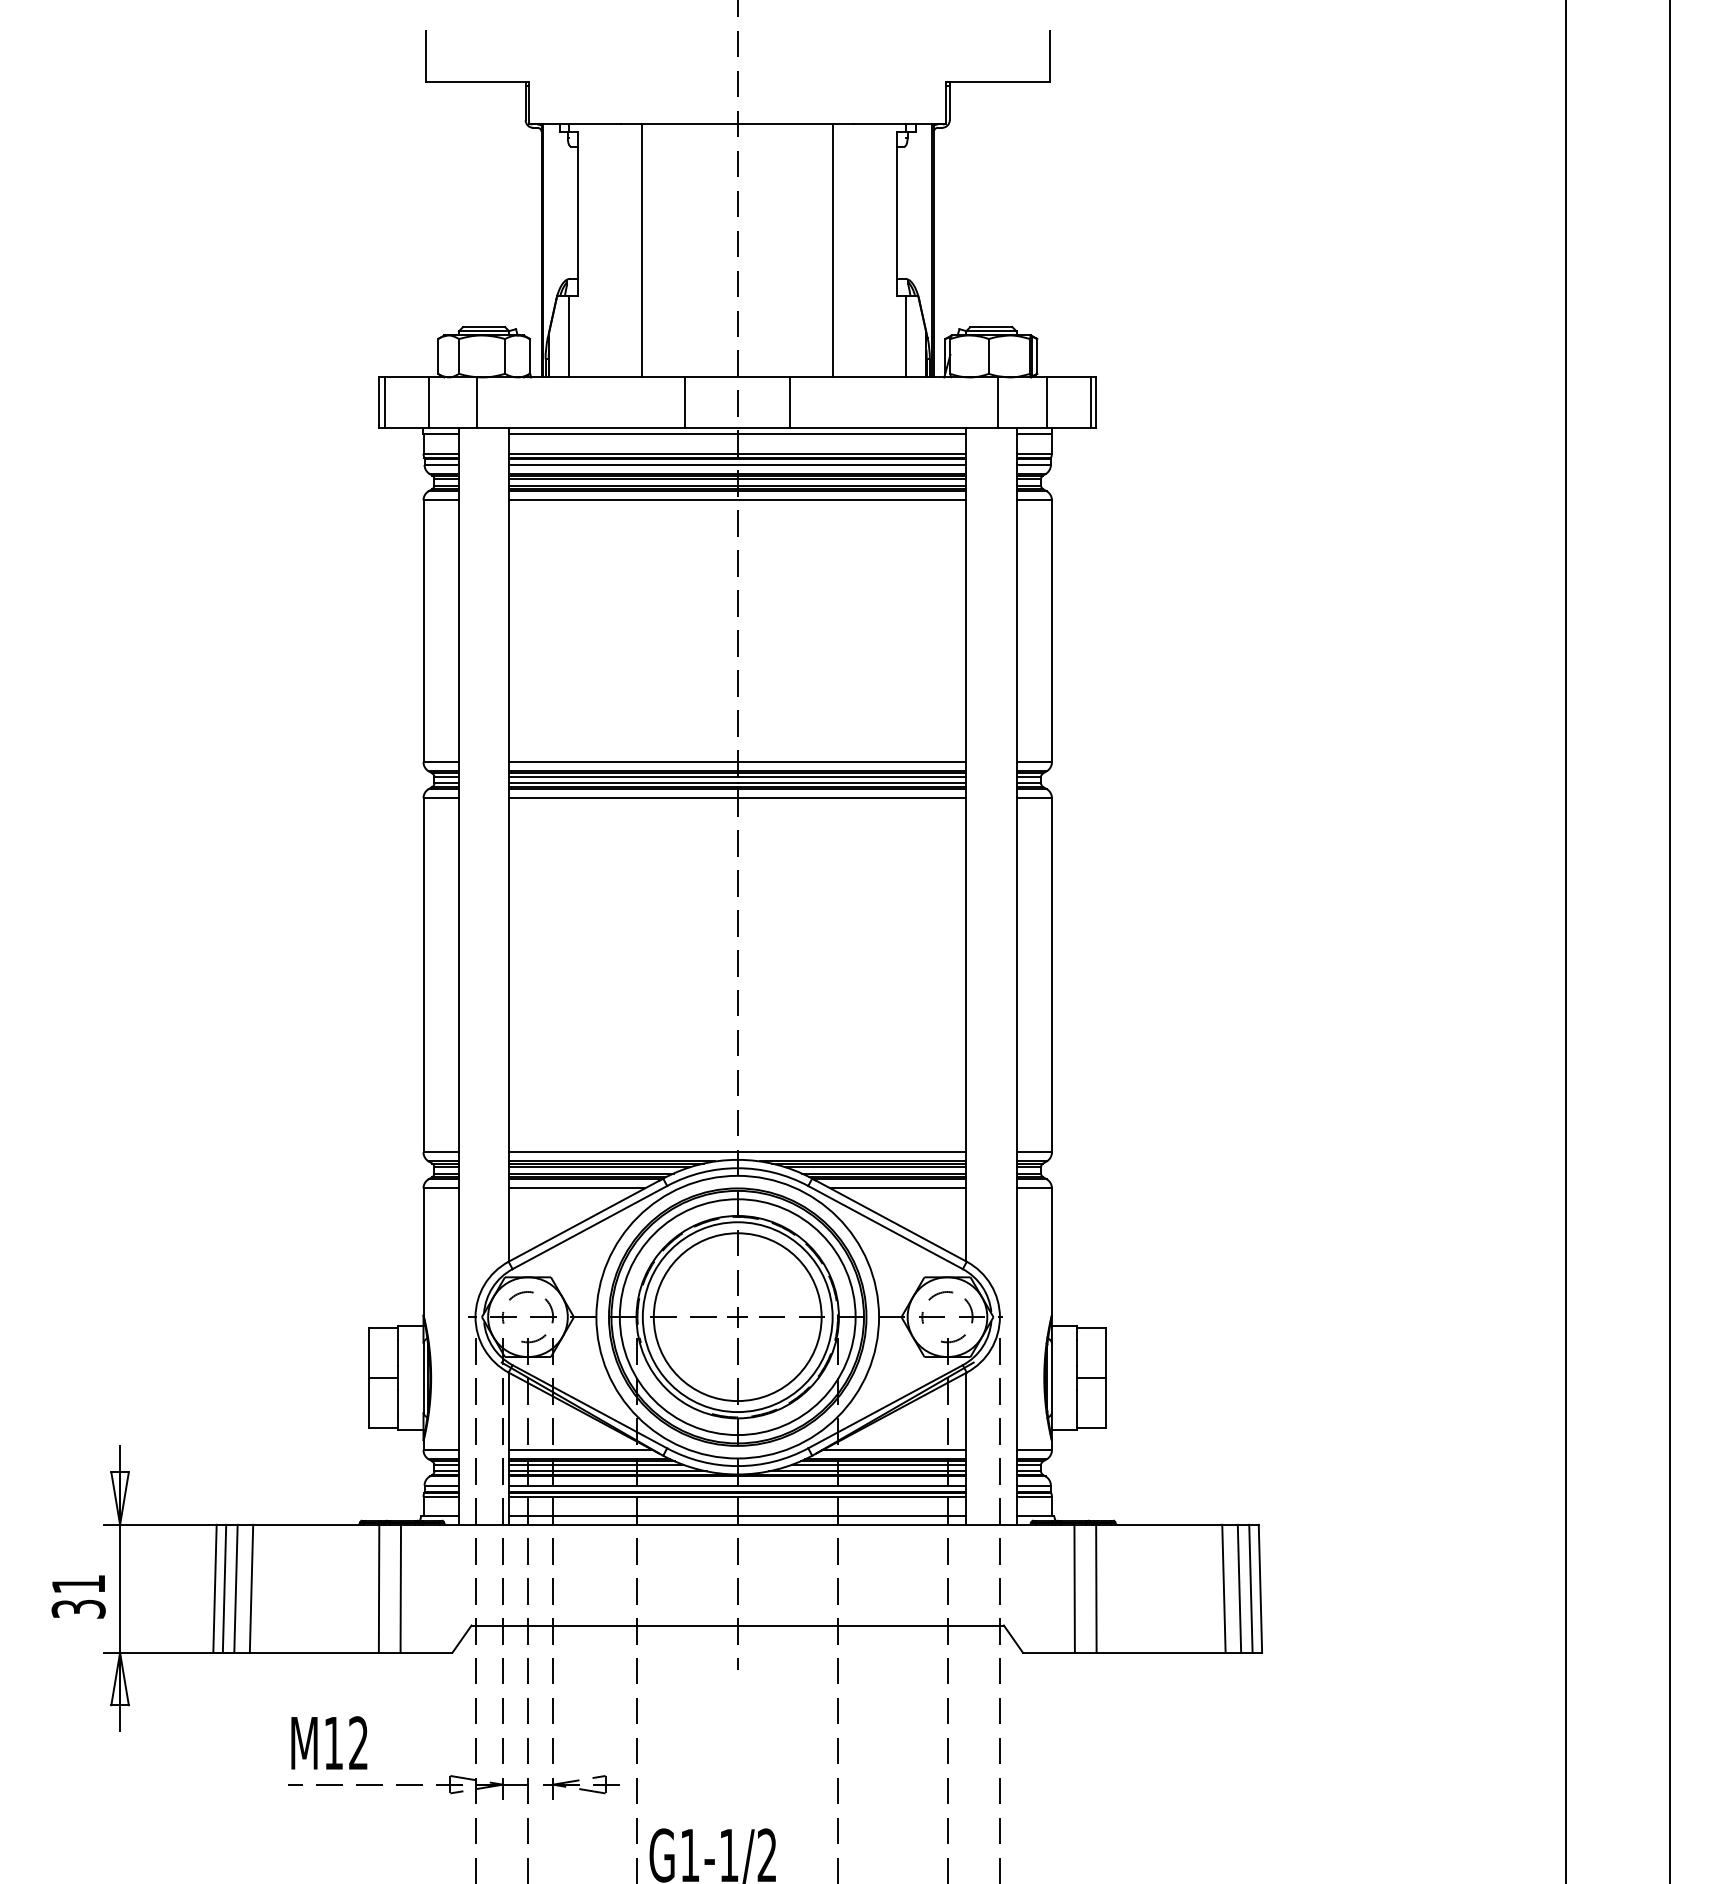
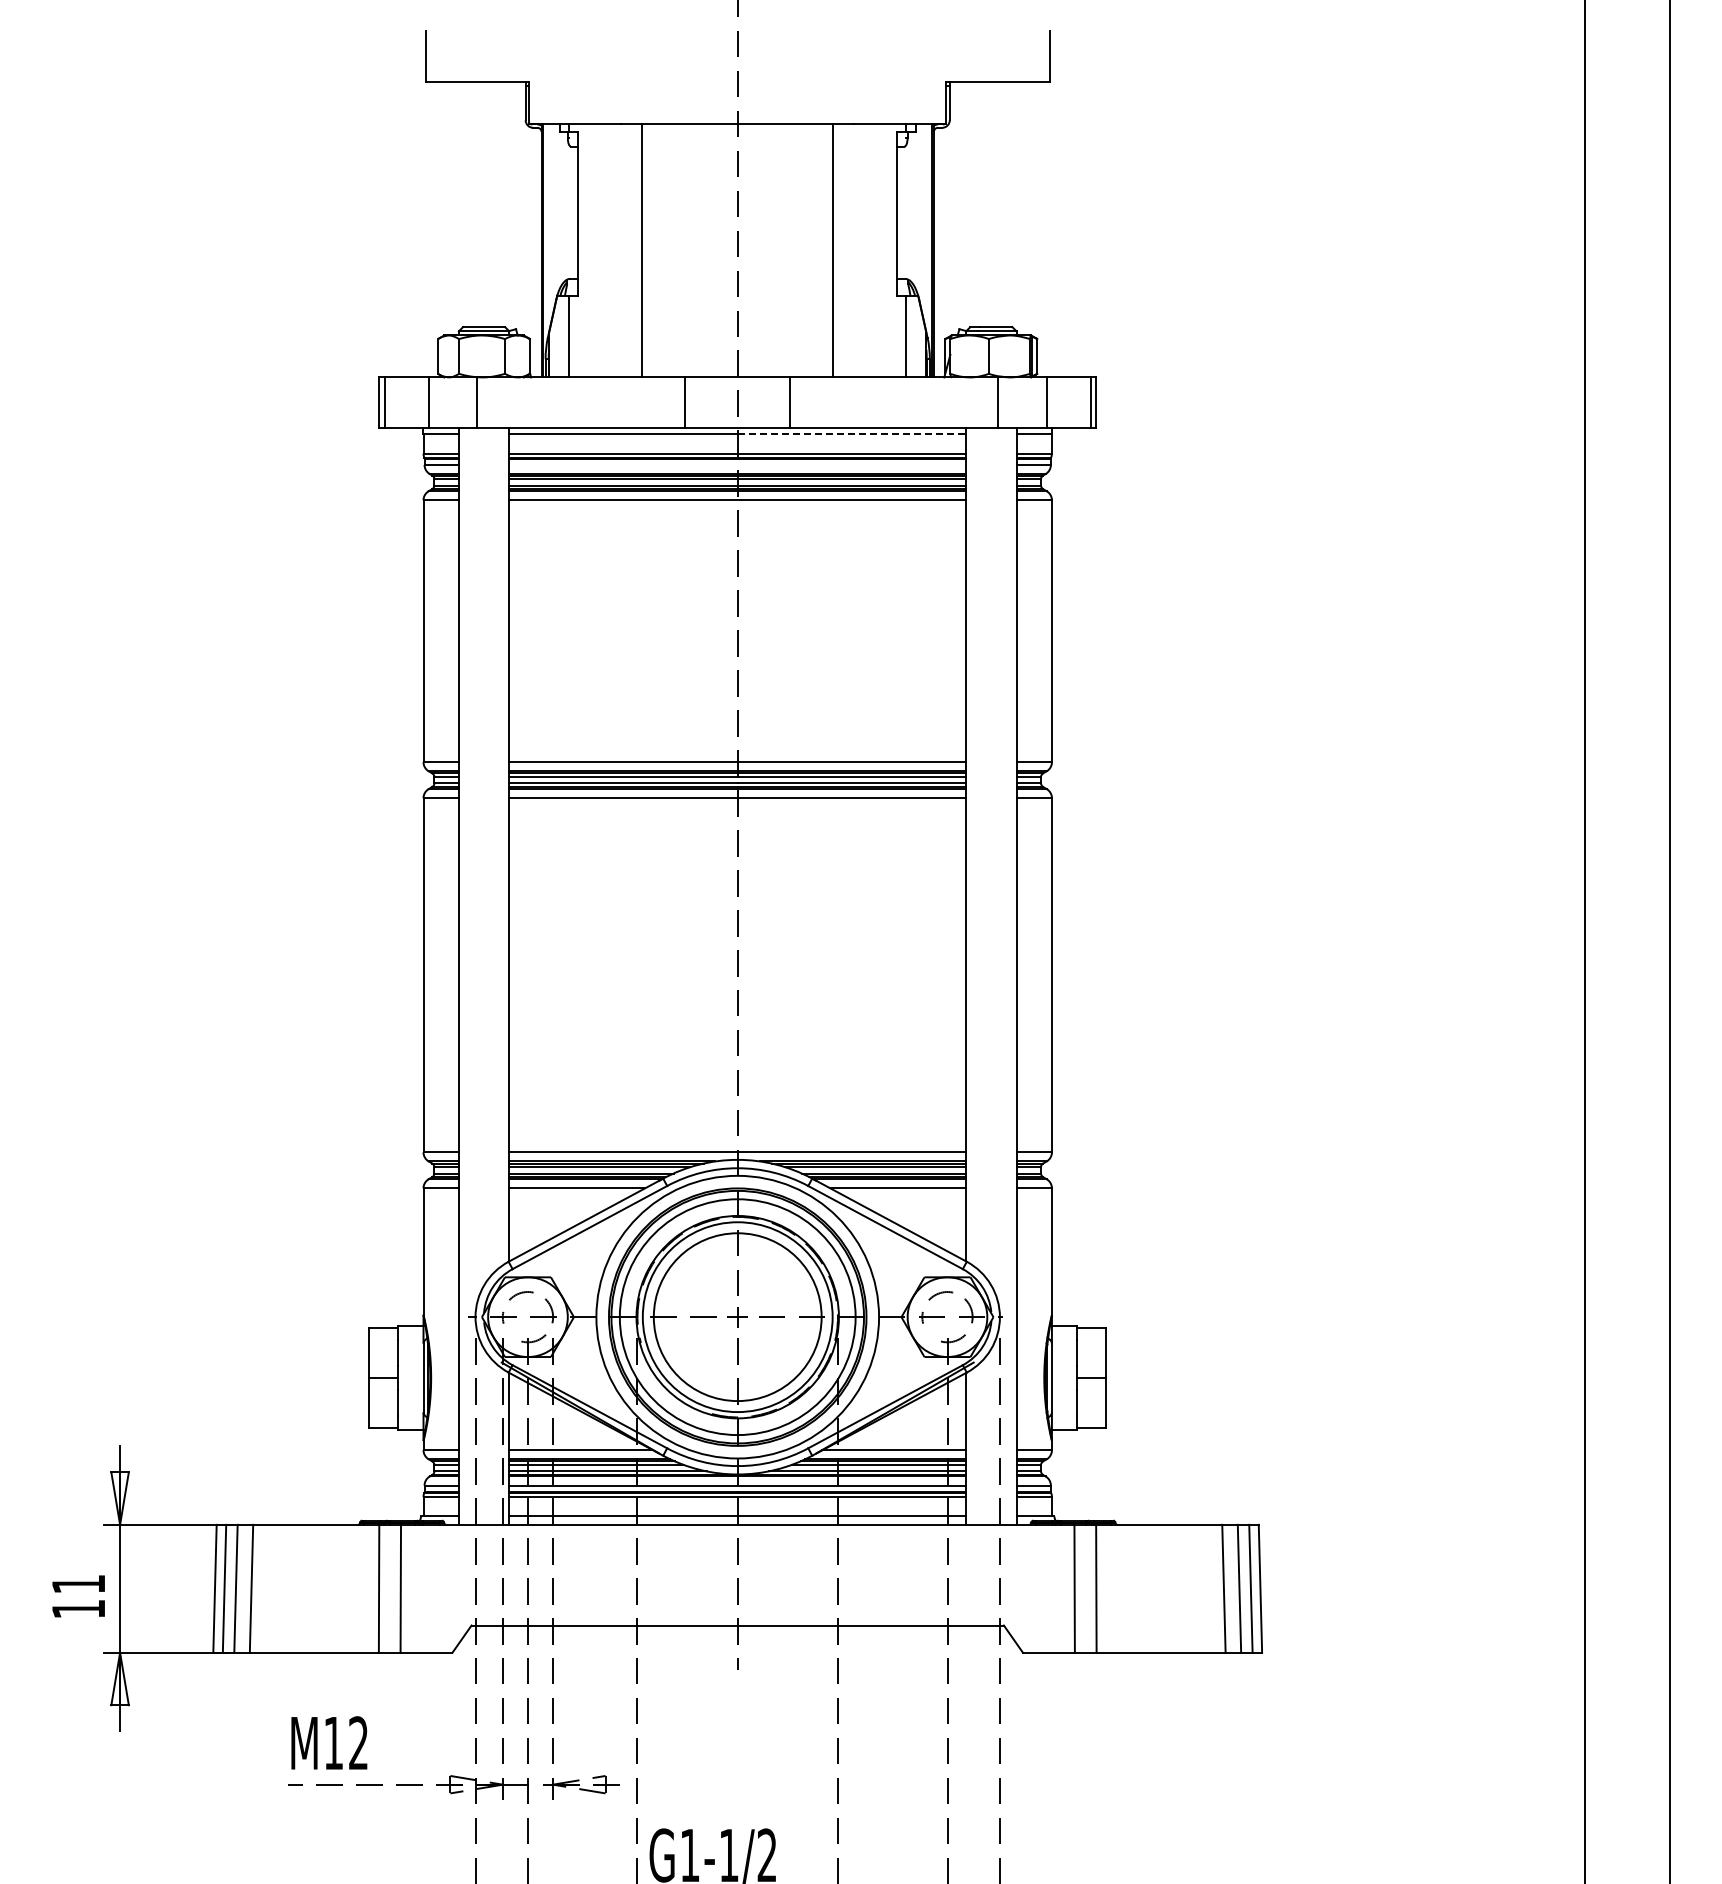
line: solid -> dashed (852, 434)
line: present -> none (737, 464)
line position: (1565, 941) -> (1584, 941) (1584, 941)
text: 31 -> 11 (78, 1608)
